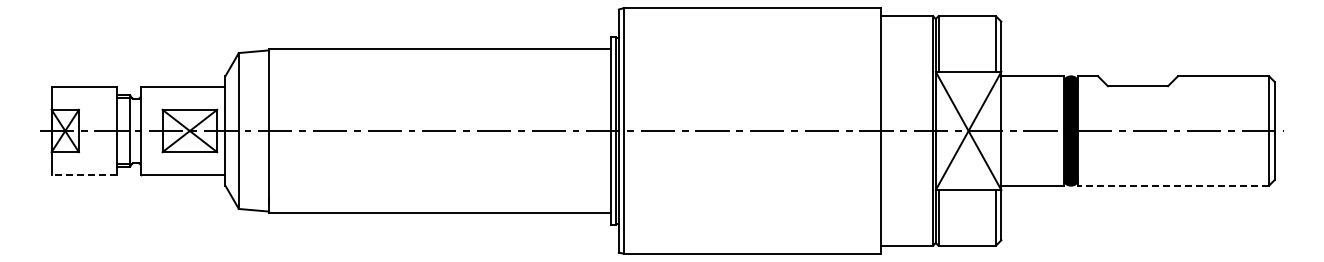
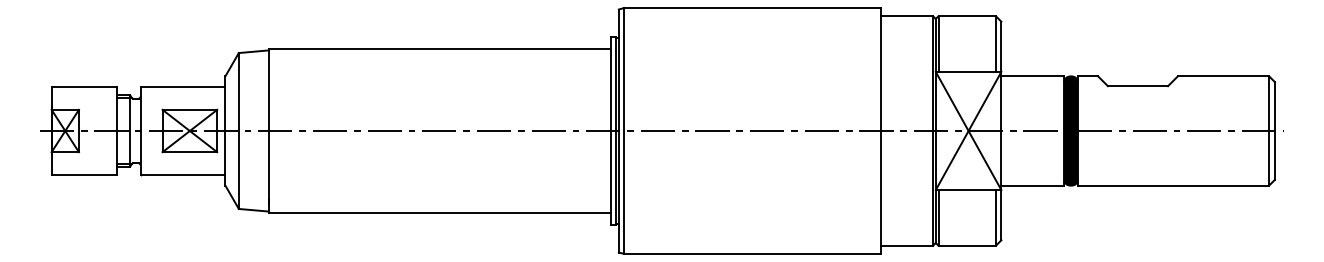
line: dashed -> solid (84, 174)
line: dashed -> solid (1173, 185)
